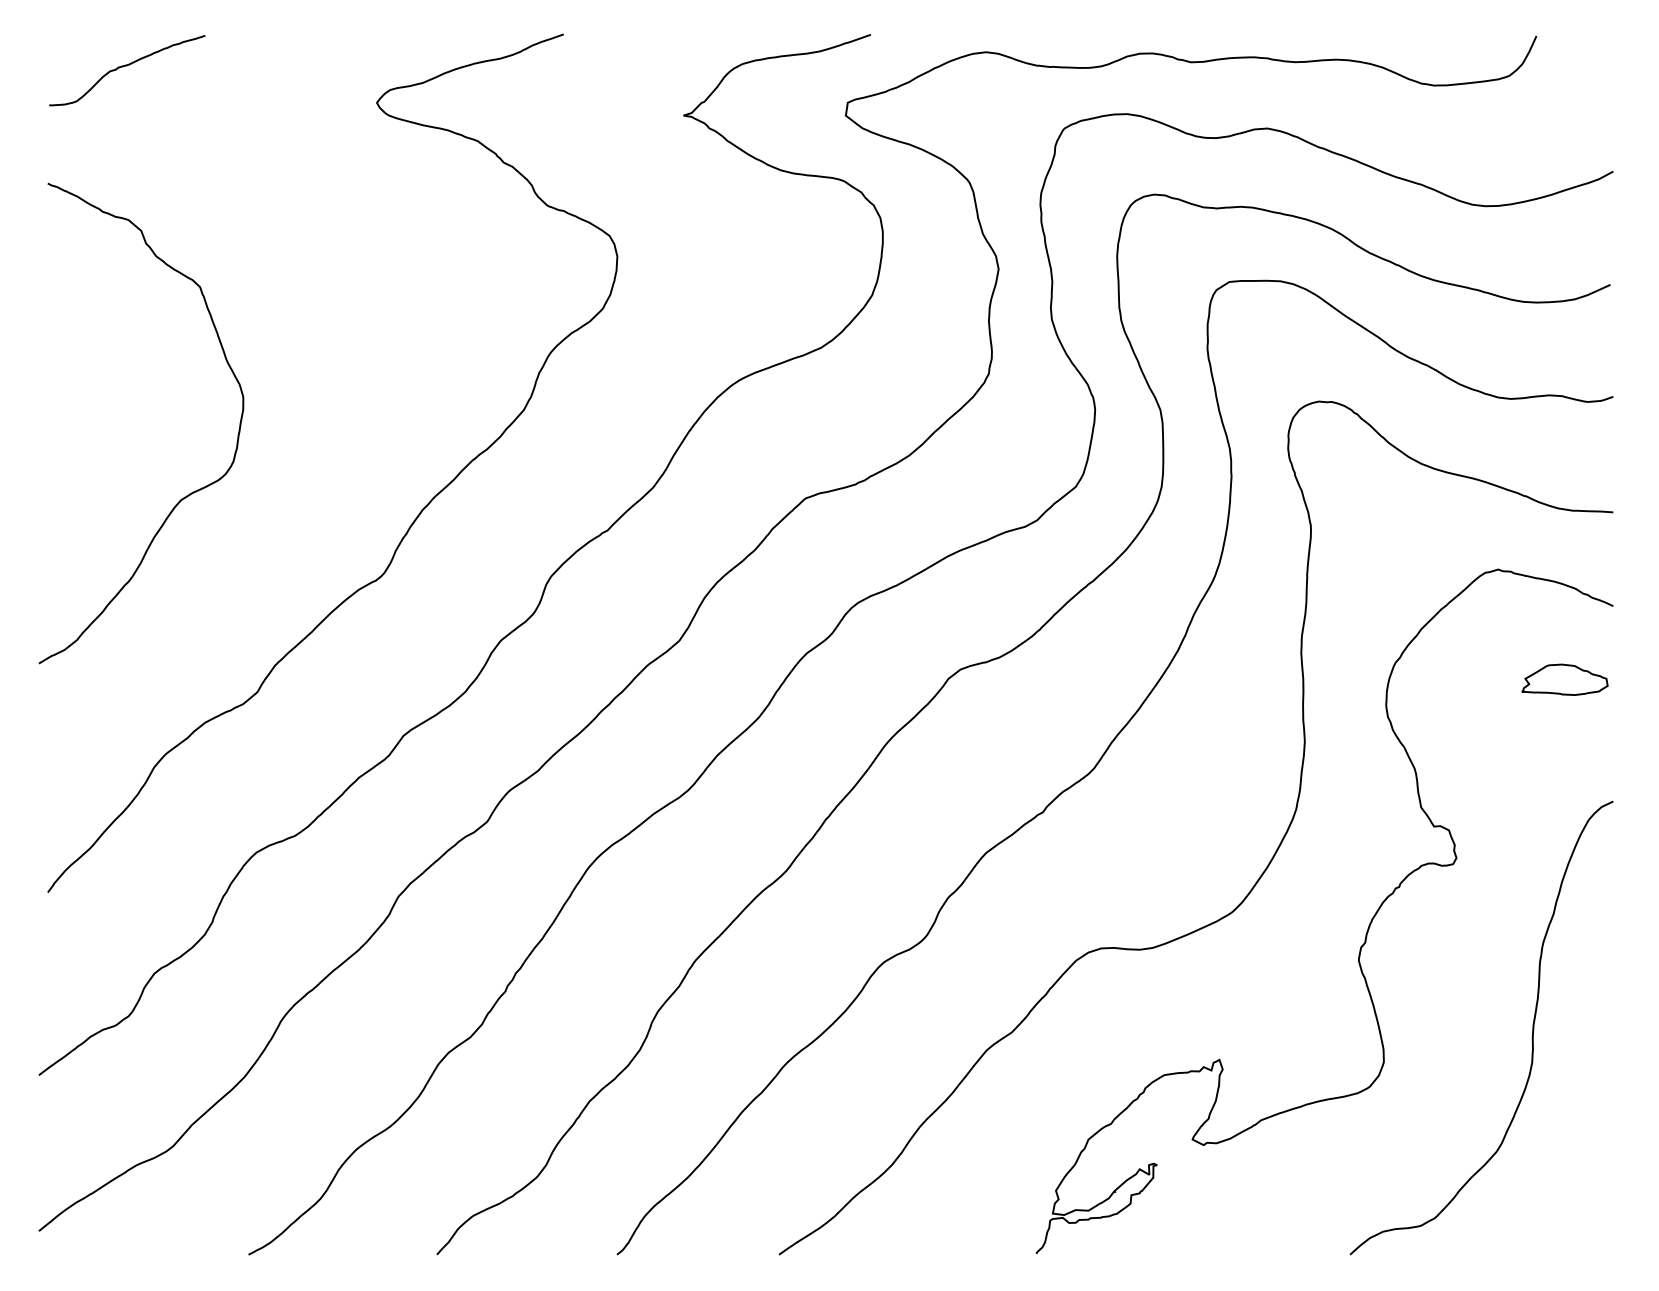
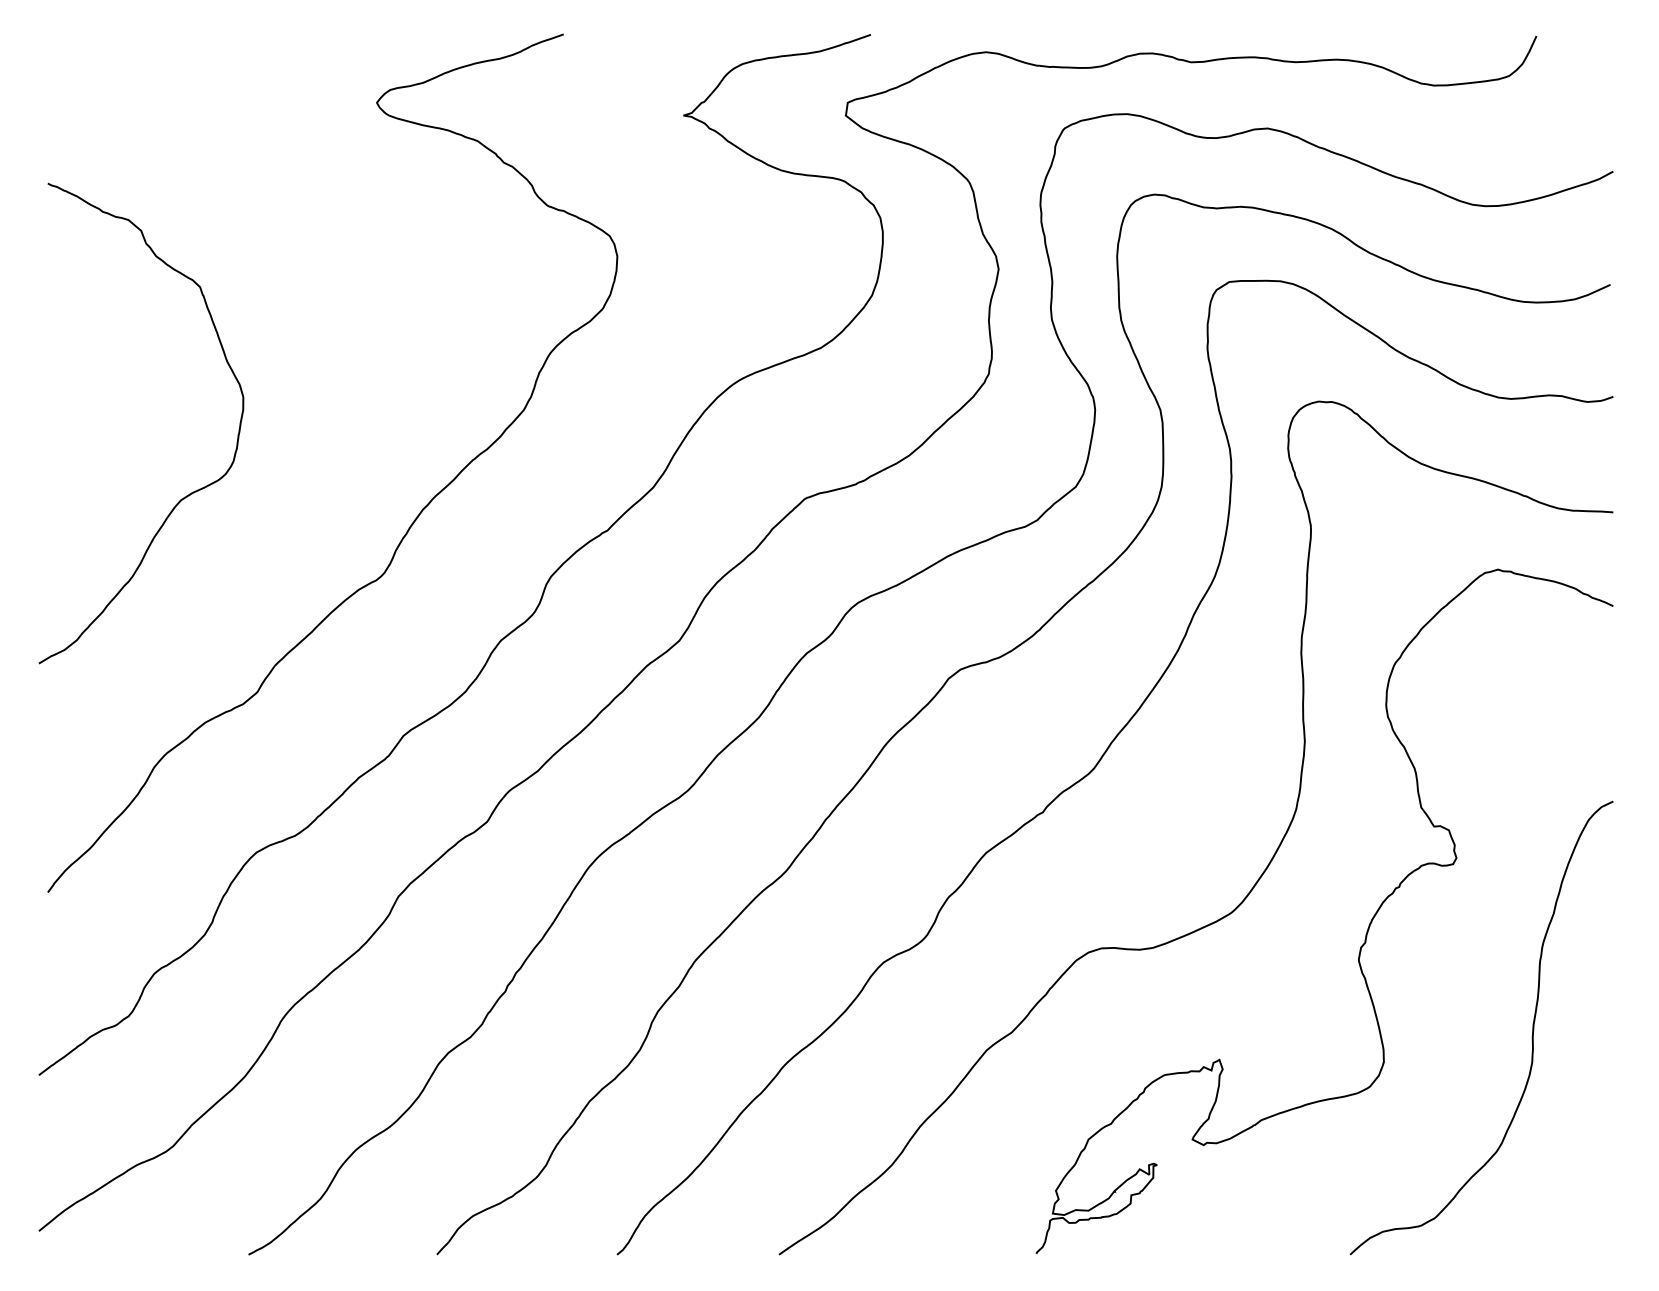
curve: present -> none (126, 66)
part: present -> none (1564, 679)
